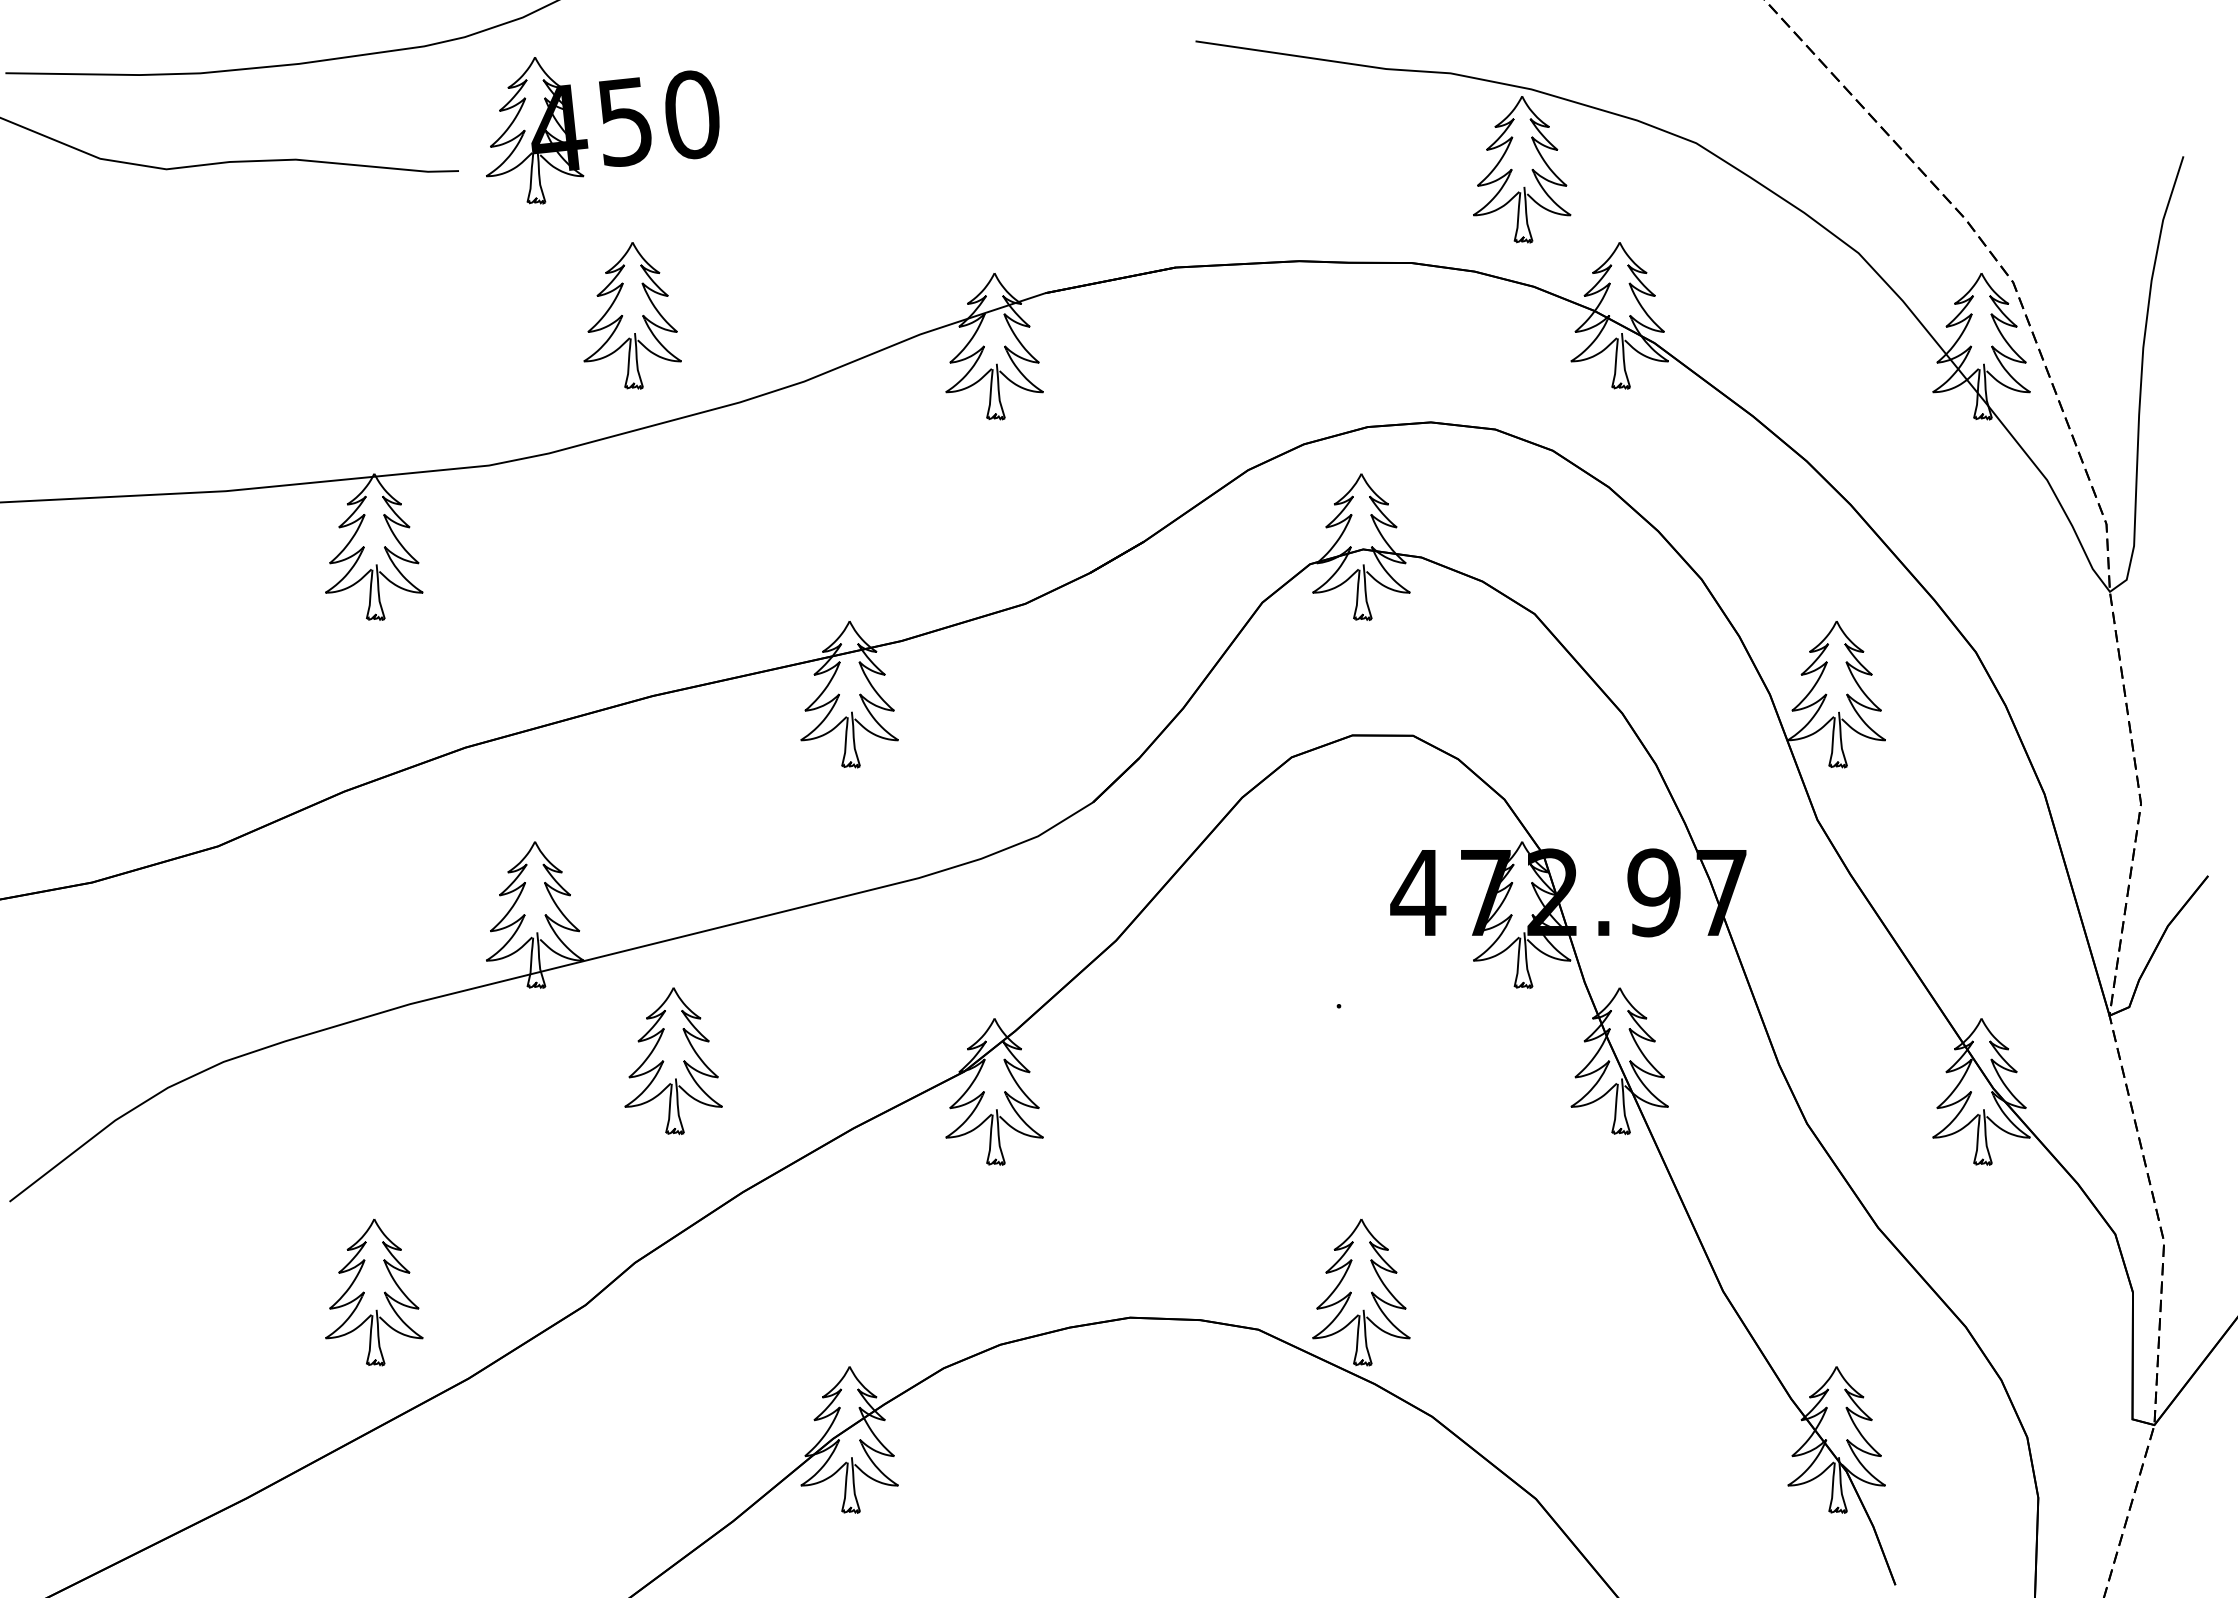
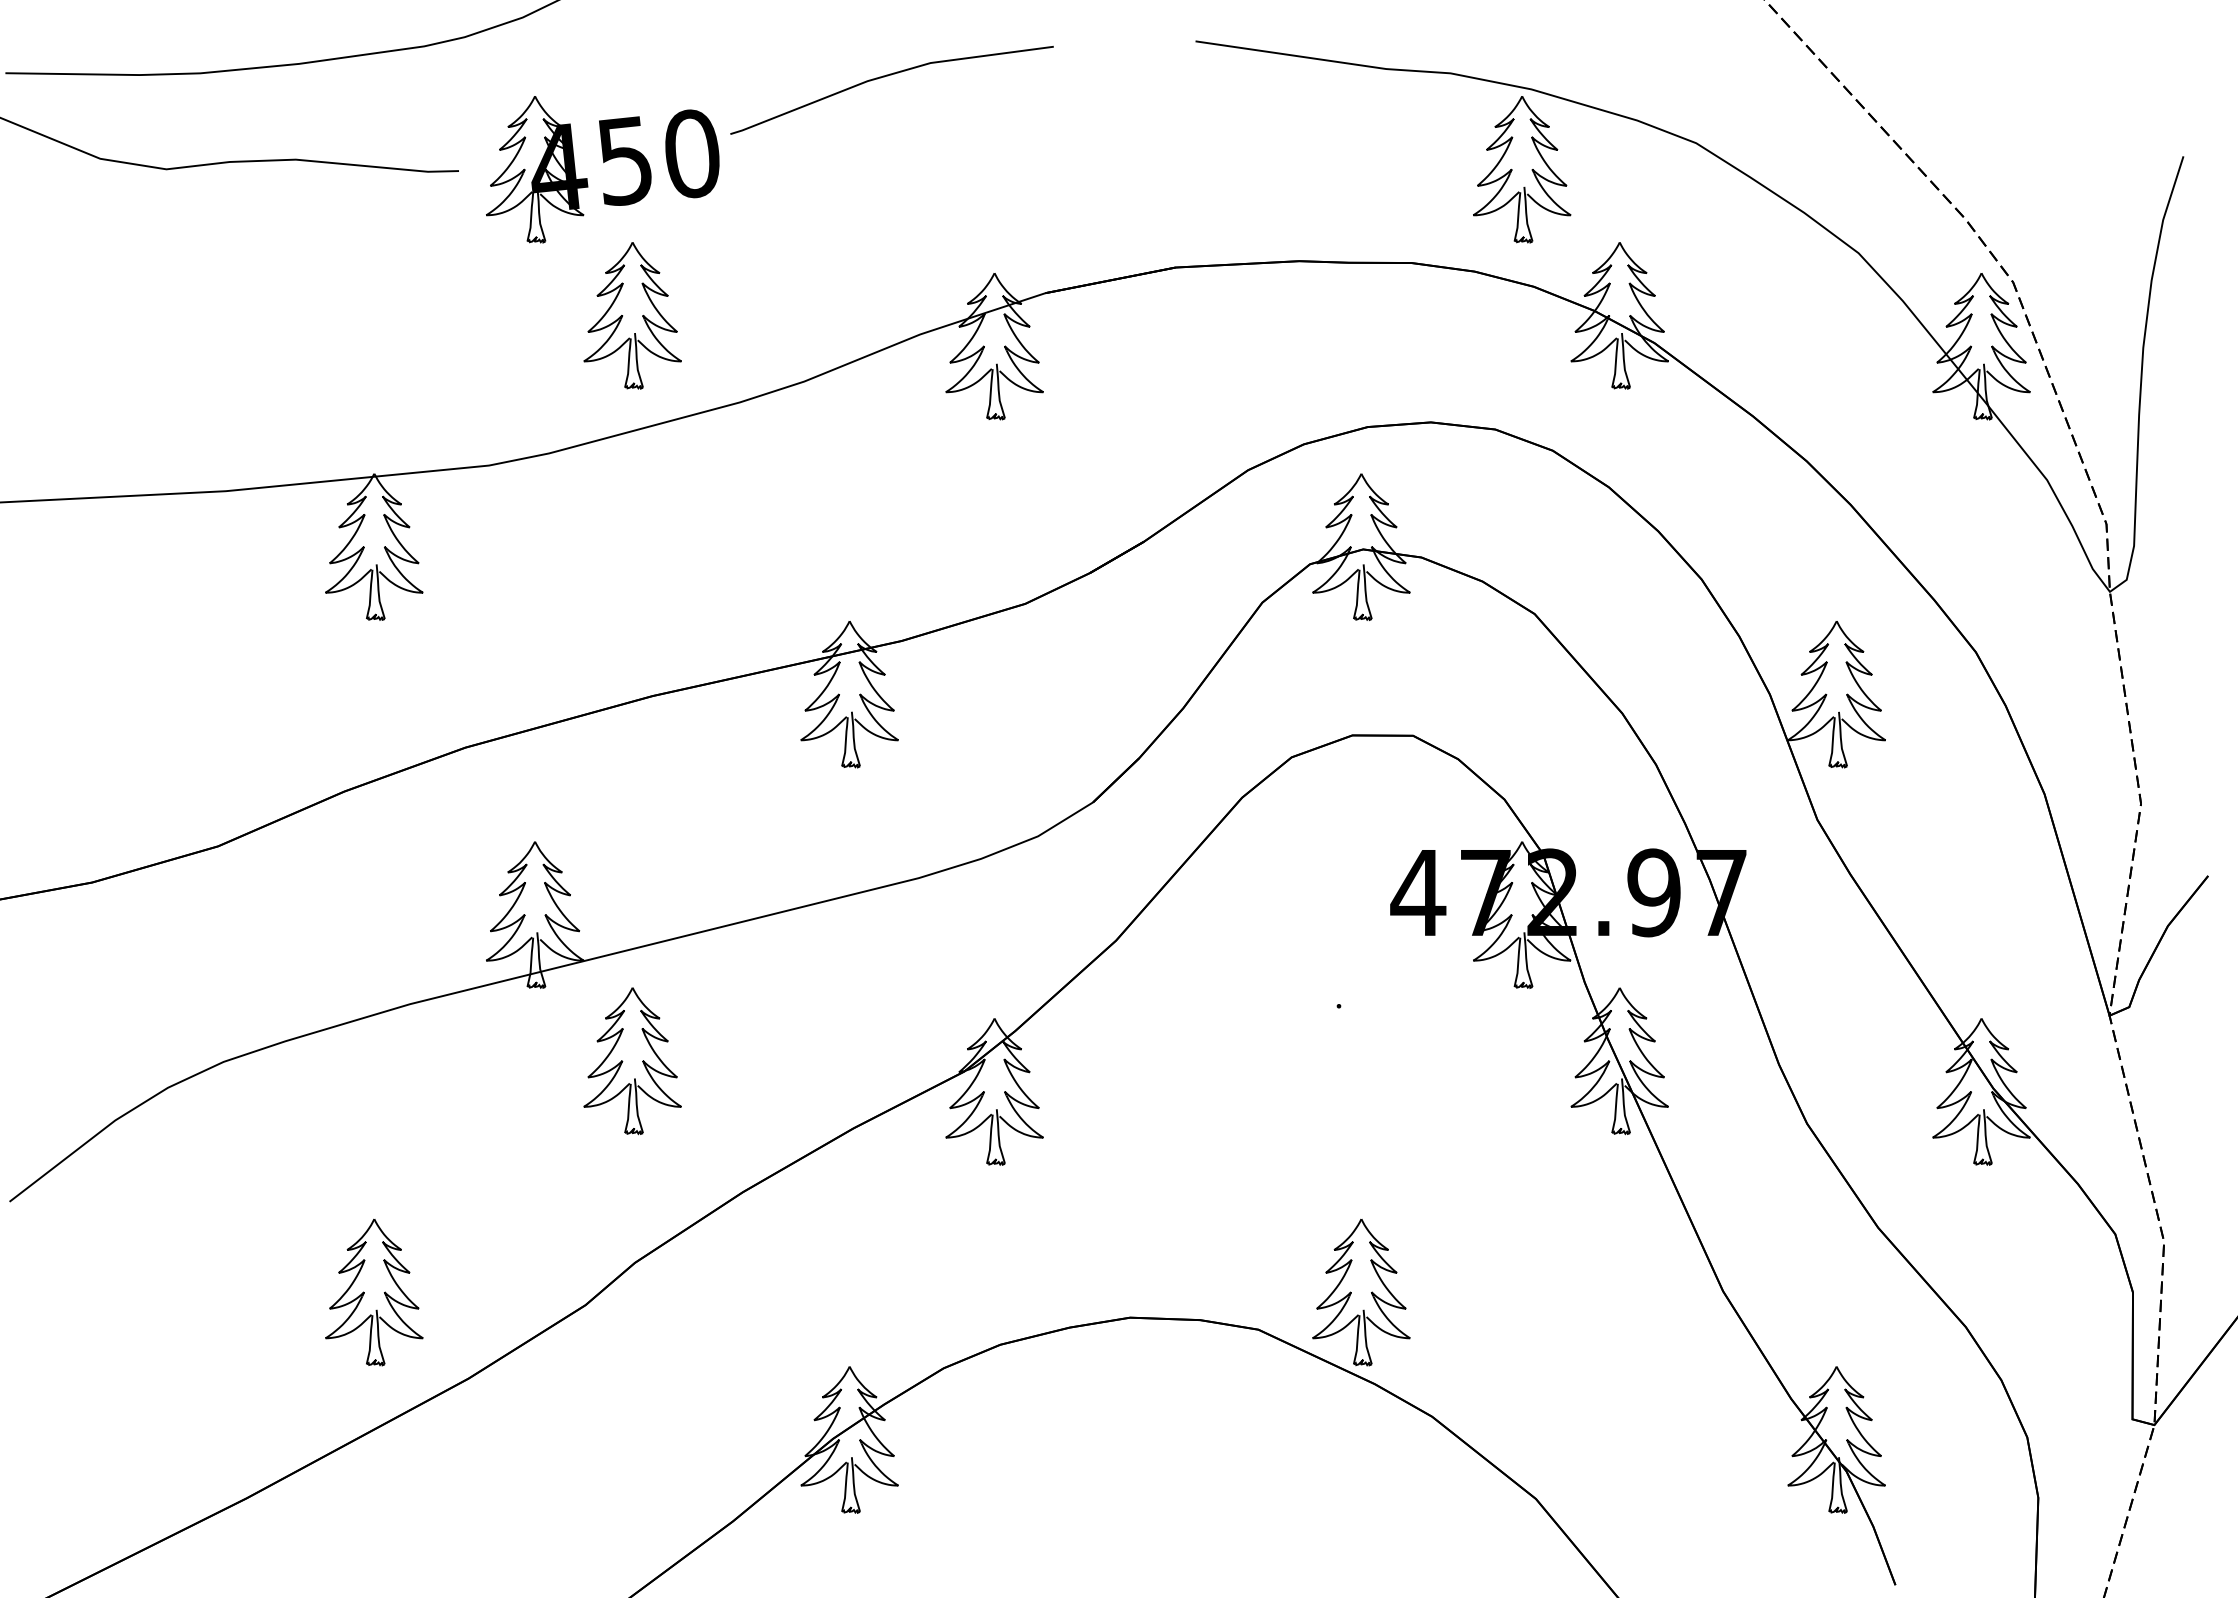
line: none -> present (888, 76)
part position: (603, 124) -> (603, 163) (603, 163)
part position: (673, 1061) -> (632, 1061) (632, 1061)
